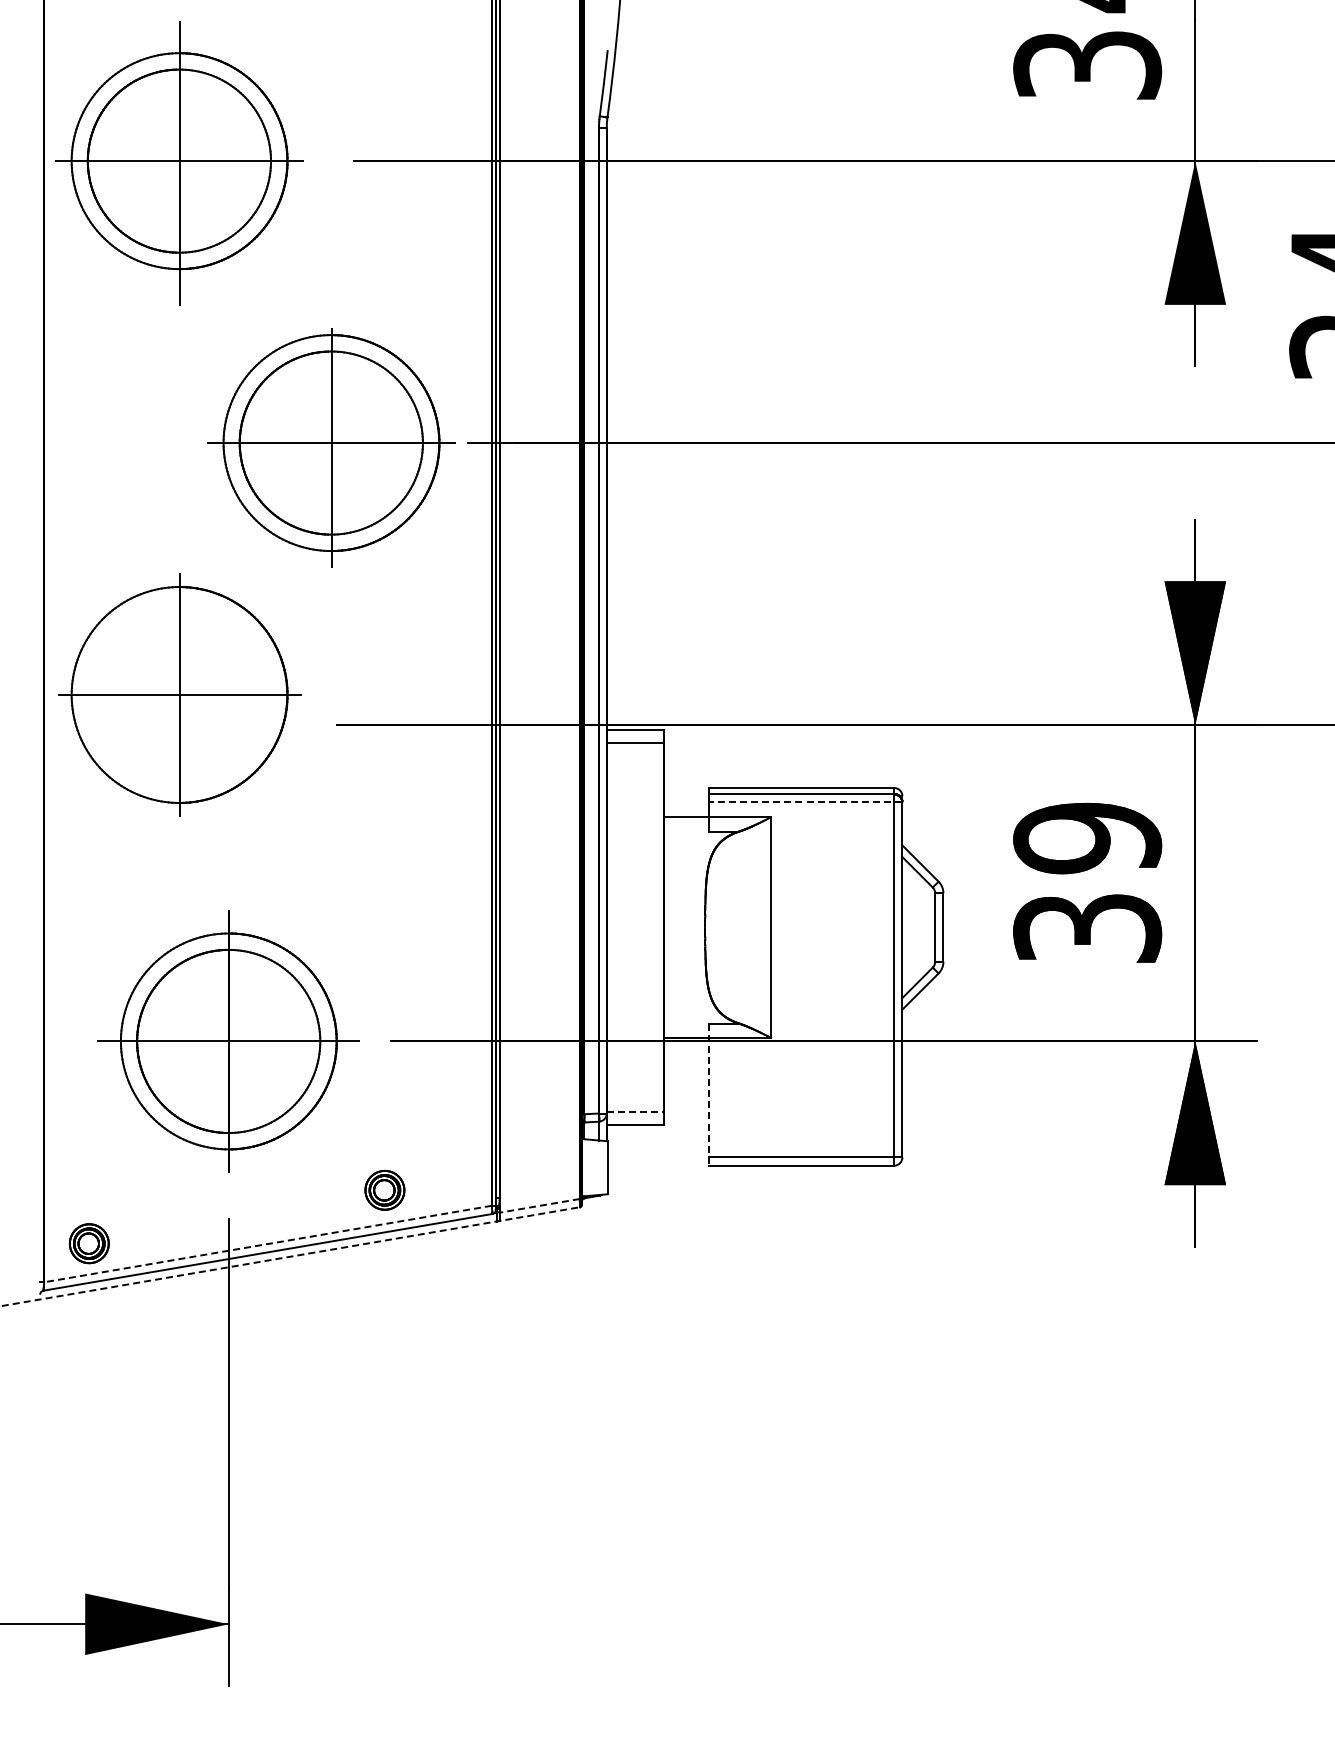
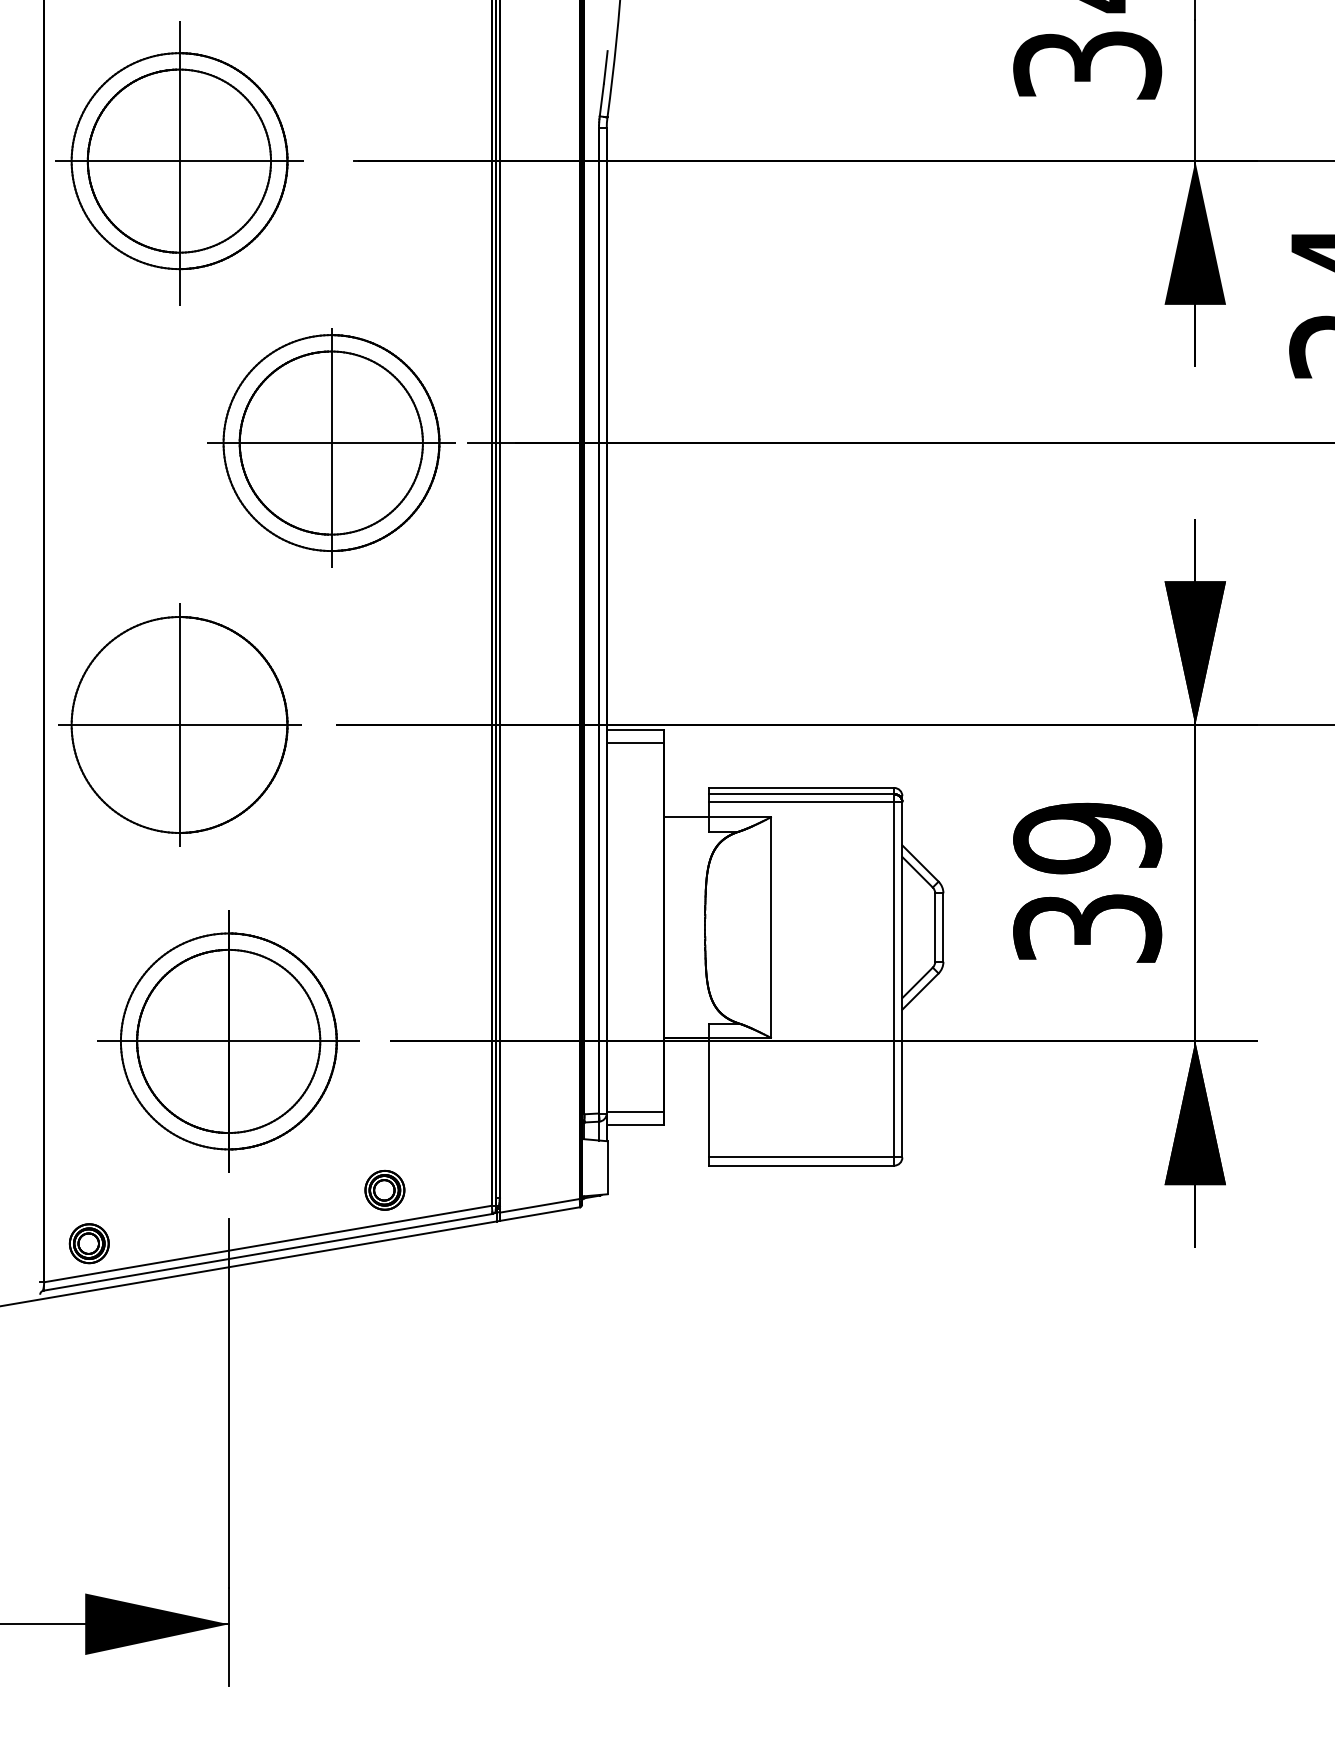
part position: (179, 694) -> (179, 724) (179, 724)
line: dashed -> solid (805, 802)
line: dashed -> solid (709, 1095)
line: dashed -> solid (635, 1112)
line: dashed -> solid (539, 1205)
line: dashed -> solid (267, 1244)
line: dashed -> solid (290, 1256)
